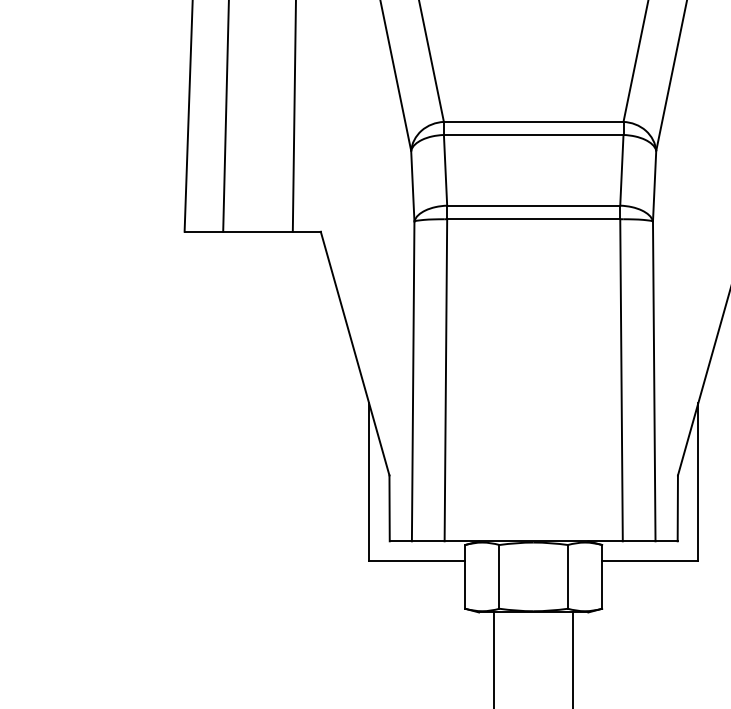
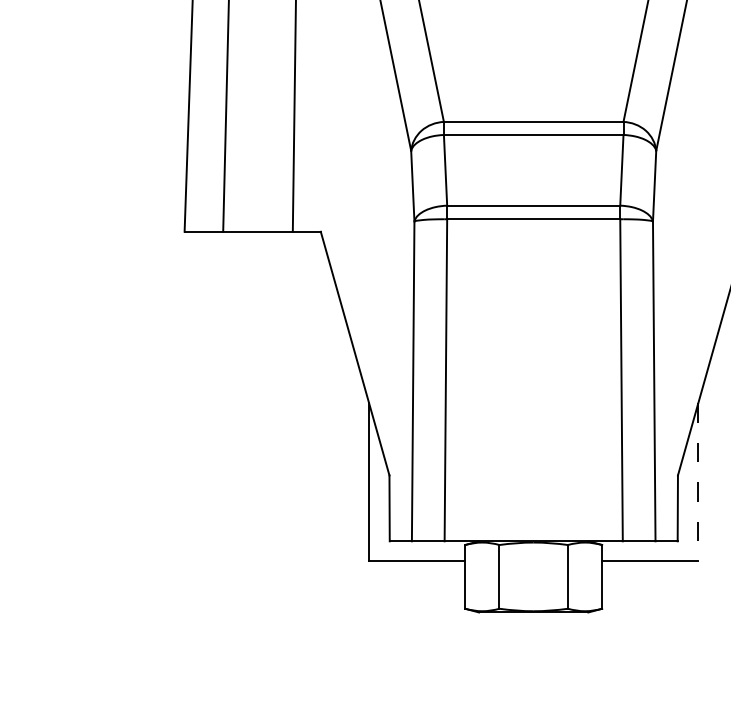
line: solid -> dashed (698, 482)
line: present -> none (494, 658)
line: present -> none (573, 658)
